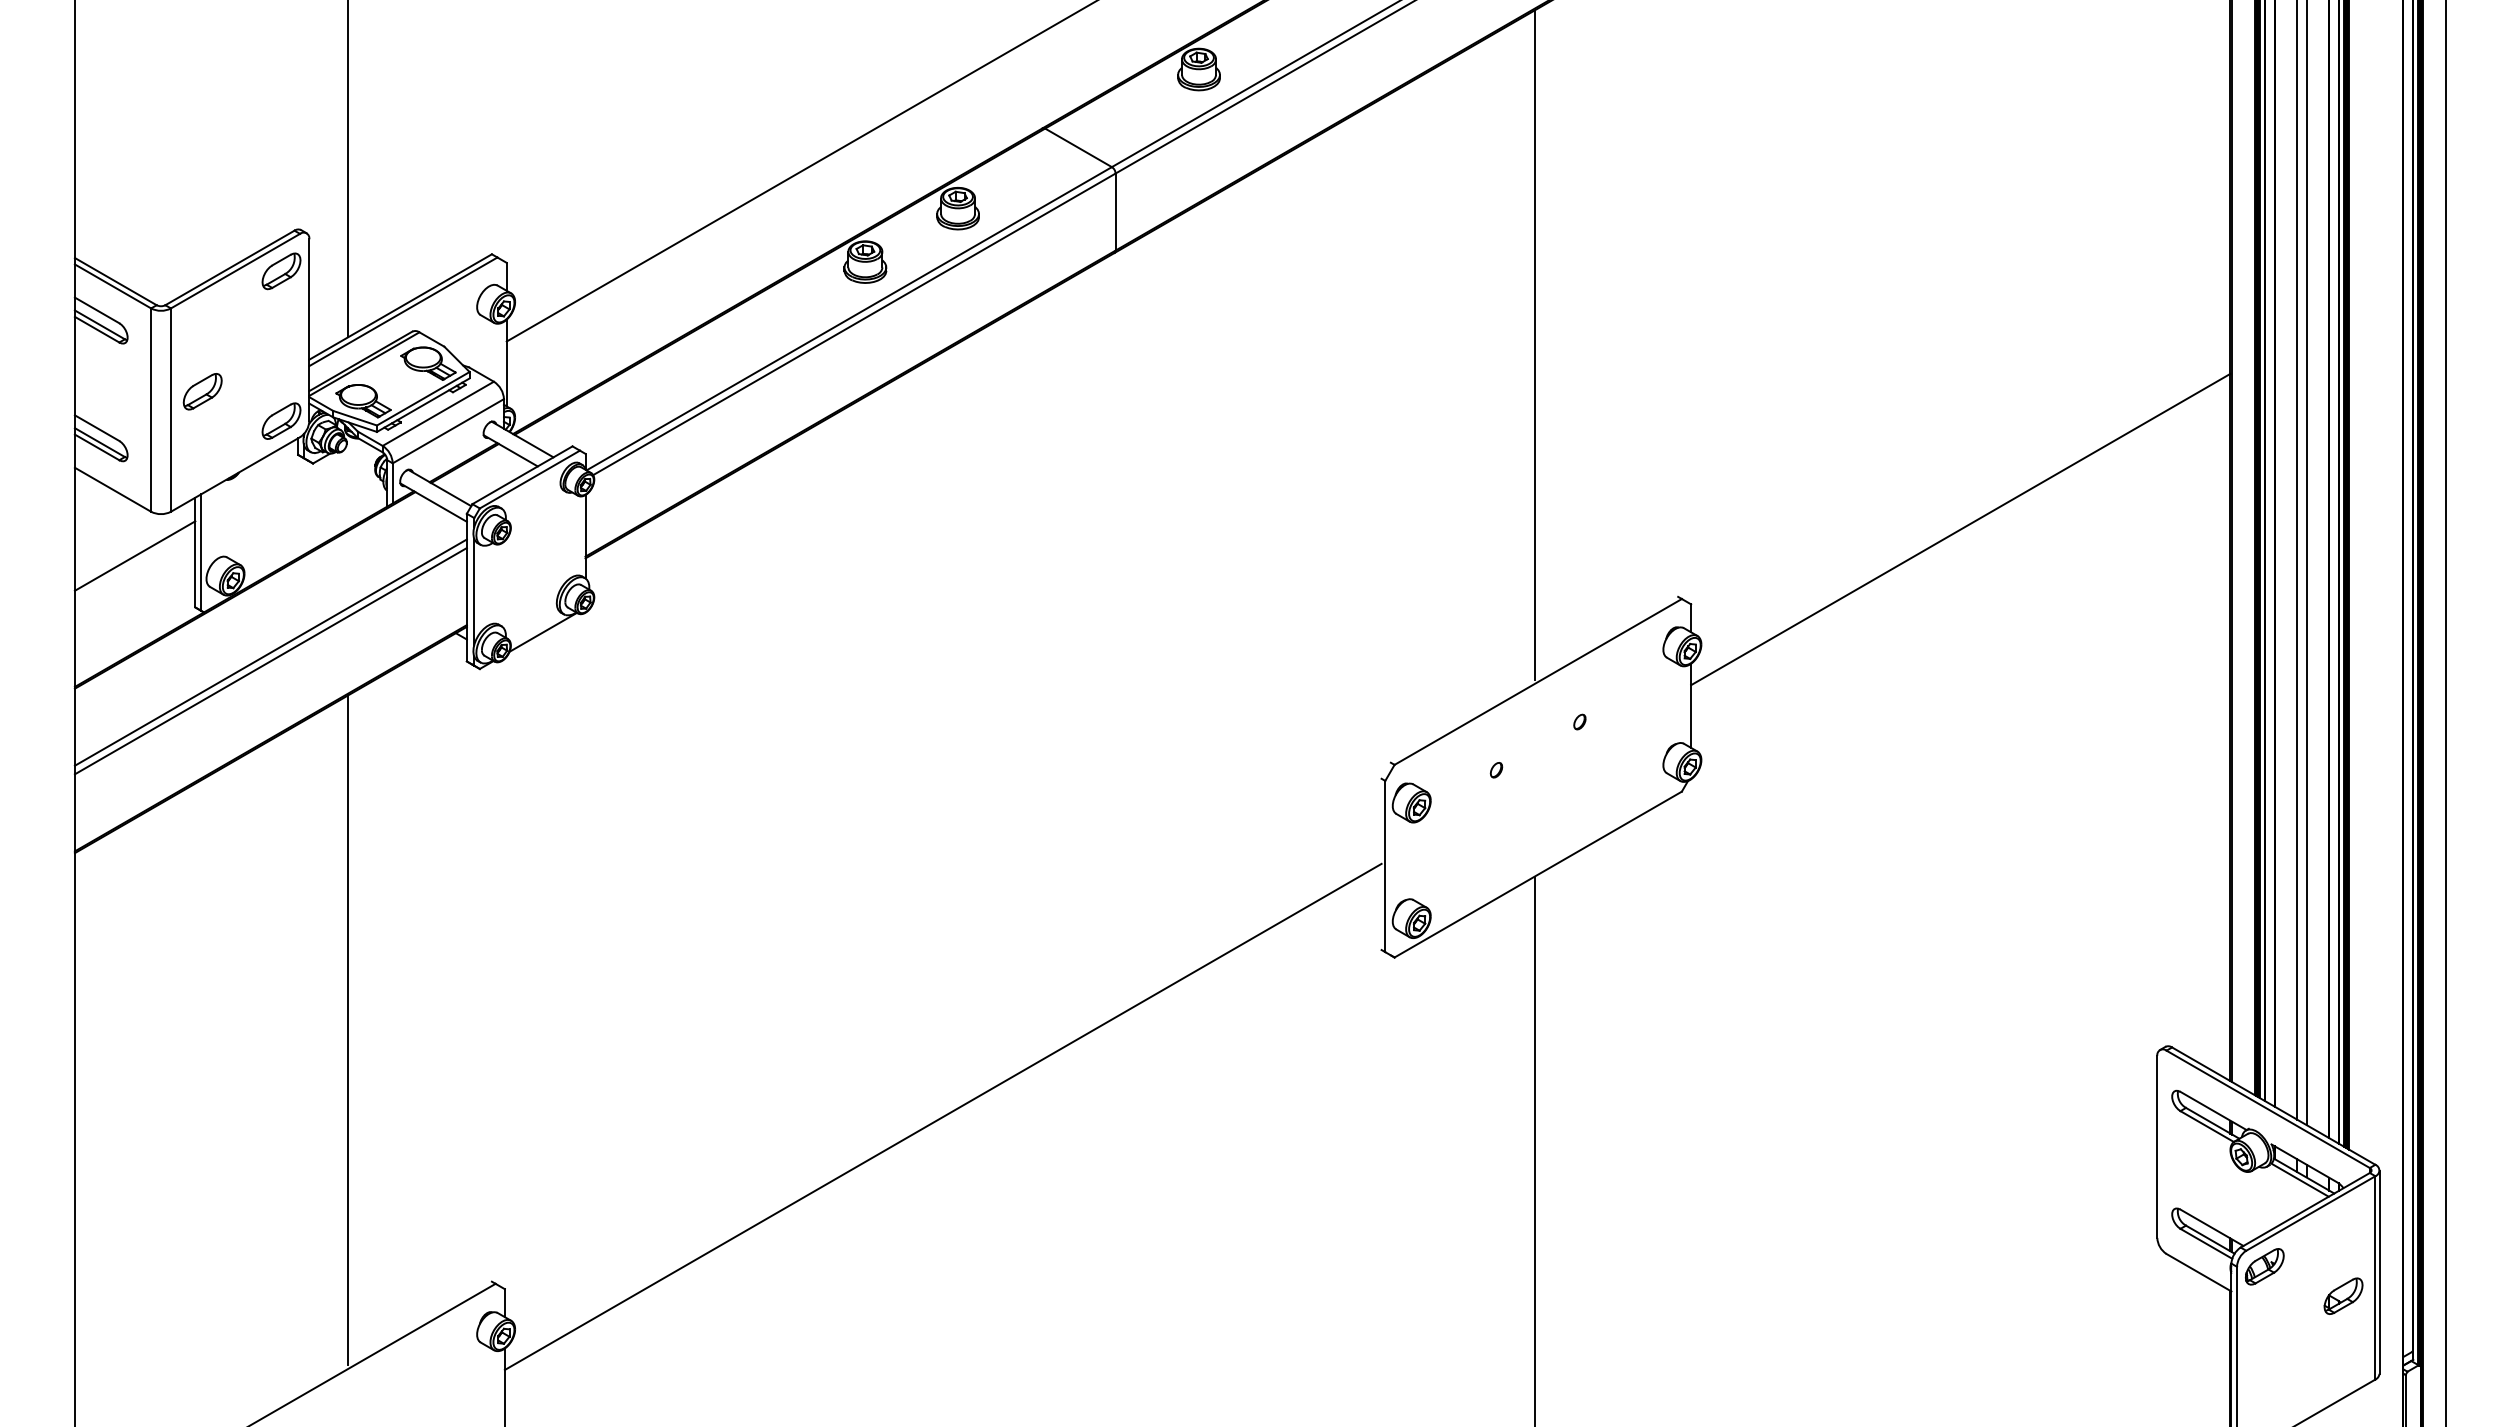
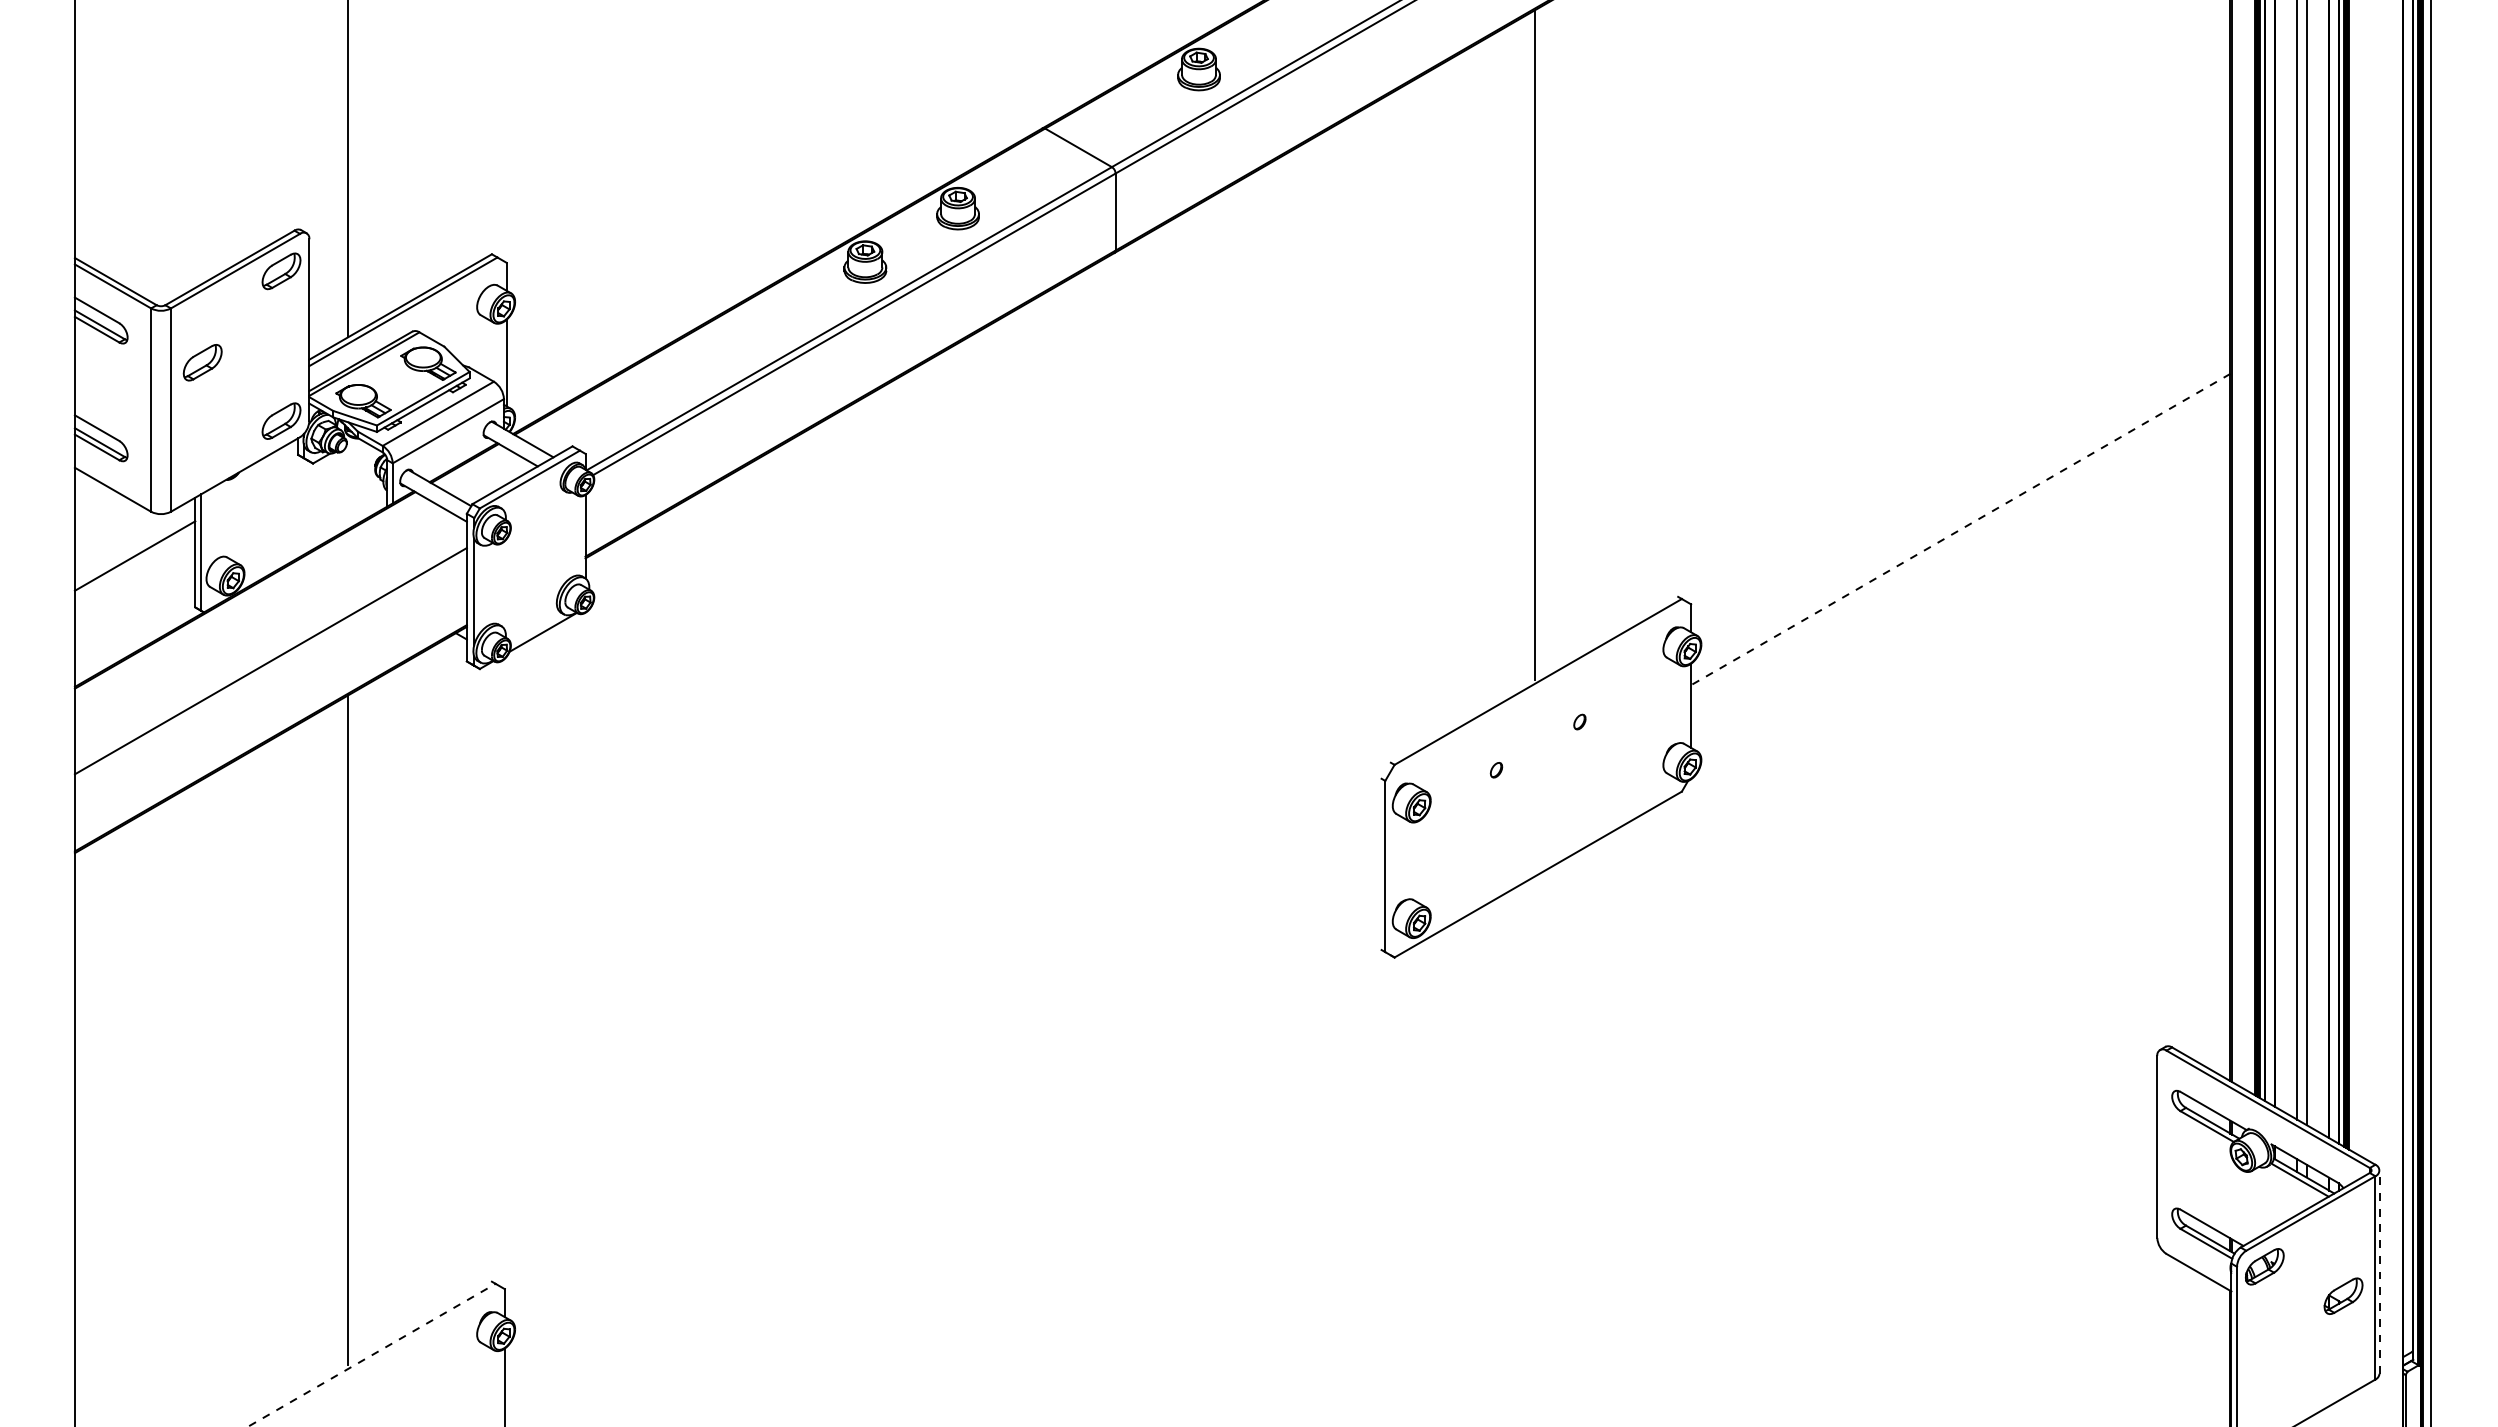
line: present -> none (800, 171)
part position: (202, 391) -> (202, 362) (202, 362)
line: solid -> dashed (1960, 529)
line: present -> none (270, 652)
line position: (2445, 712) -> (2430, 712) (2430, 712)
line: present -> none (942, 1116)
line: present -> none (1534, 1149)
line: solid -> dashed (2379, 1272)
line: solid -> dashed (371, 1355)
